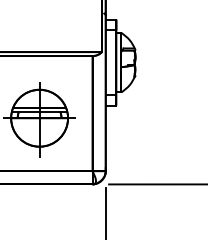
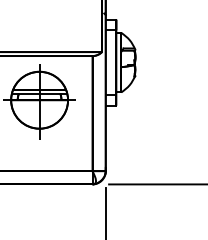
part position: (39, 119) -> (39, 101) (39, 101)
